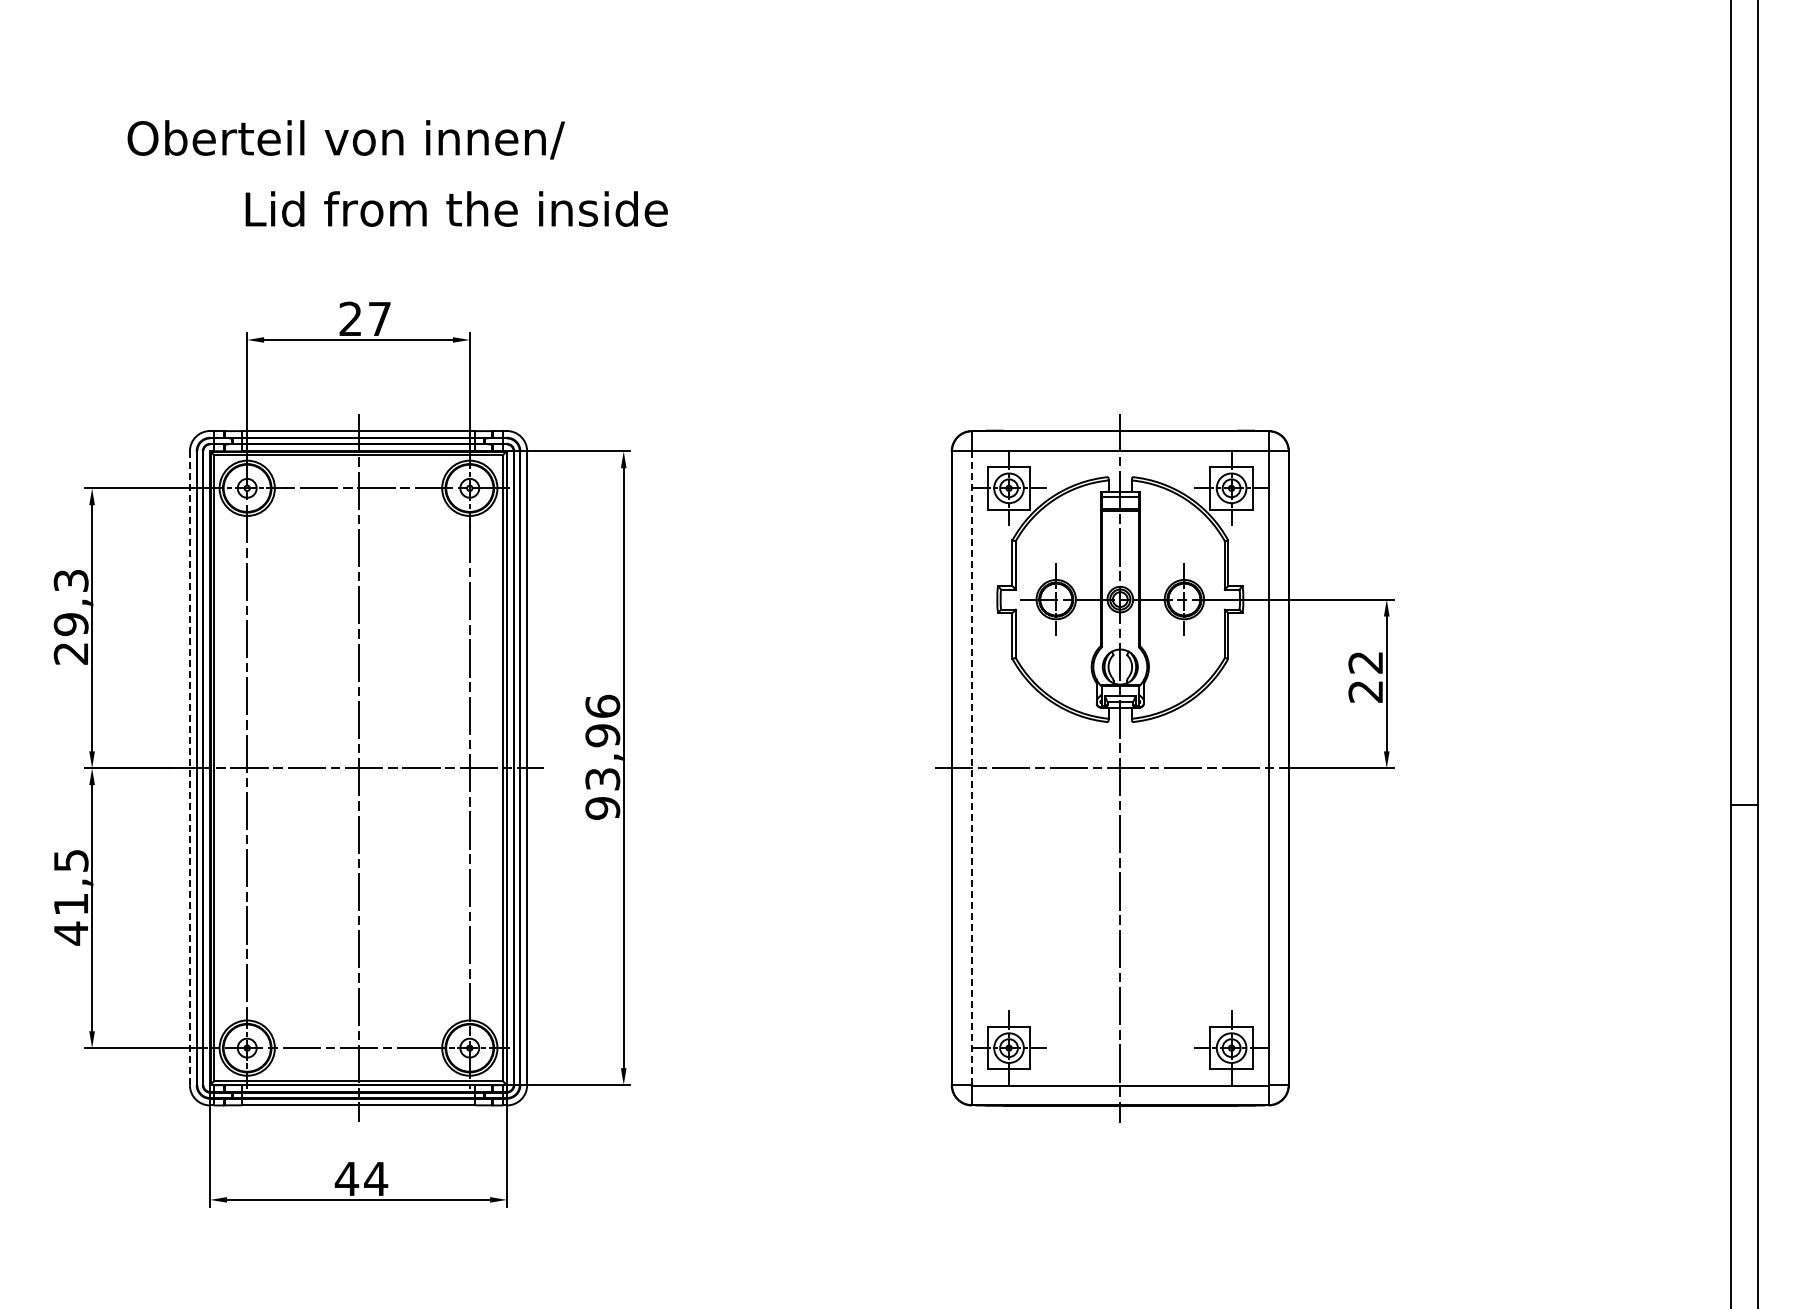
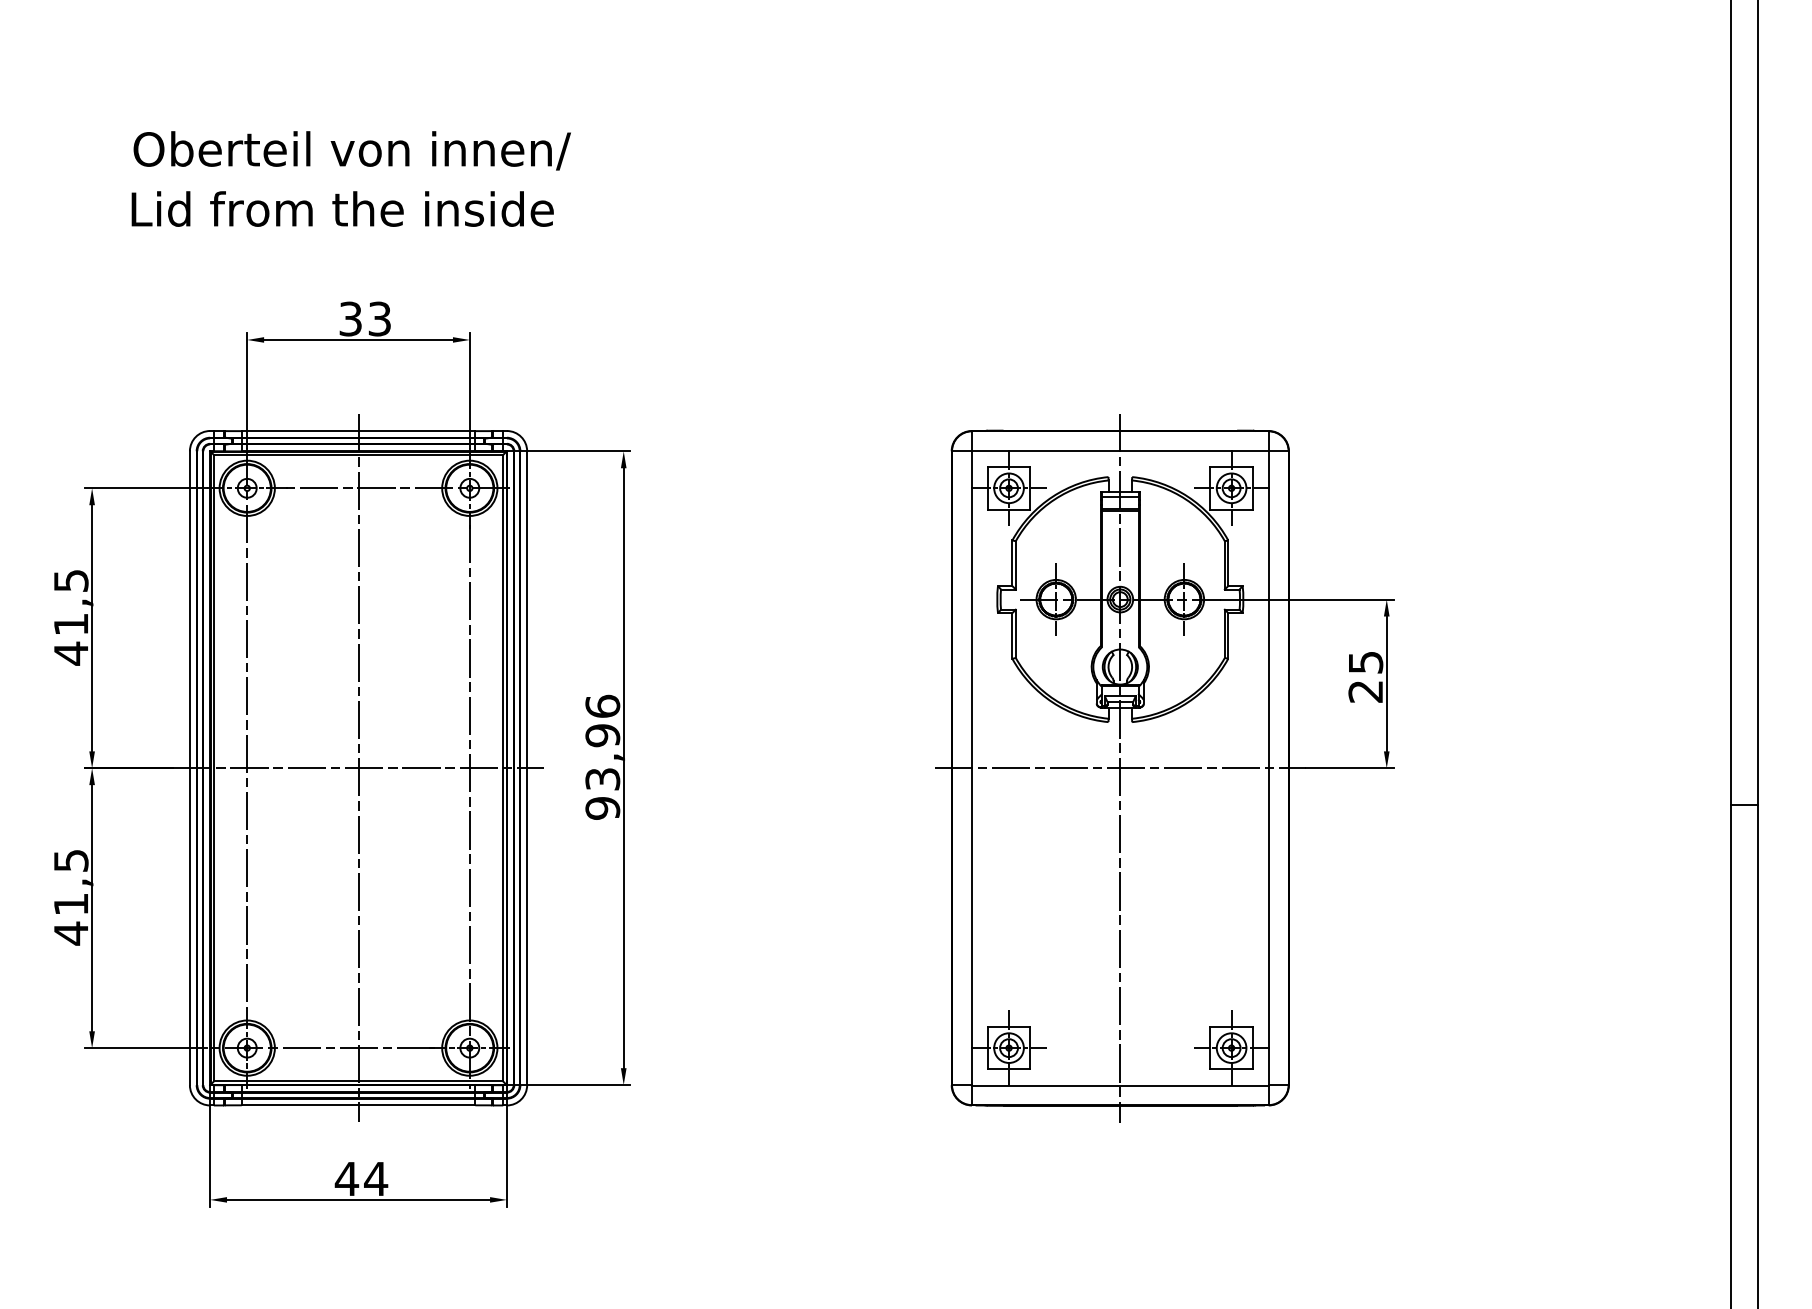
text position: (345, 139) -> (351, 150) (351, 150)
text position: (456, 208) -> (342, 208) (342, 208)
text: 27 -> 33 (364, 318)
text: 29,3 -> 41,5 (70, 617)
text: 22 -> 25 (1365, 662)
line: dashed -> solid (189, 768)
line: dashed -> solid (971, 768)
